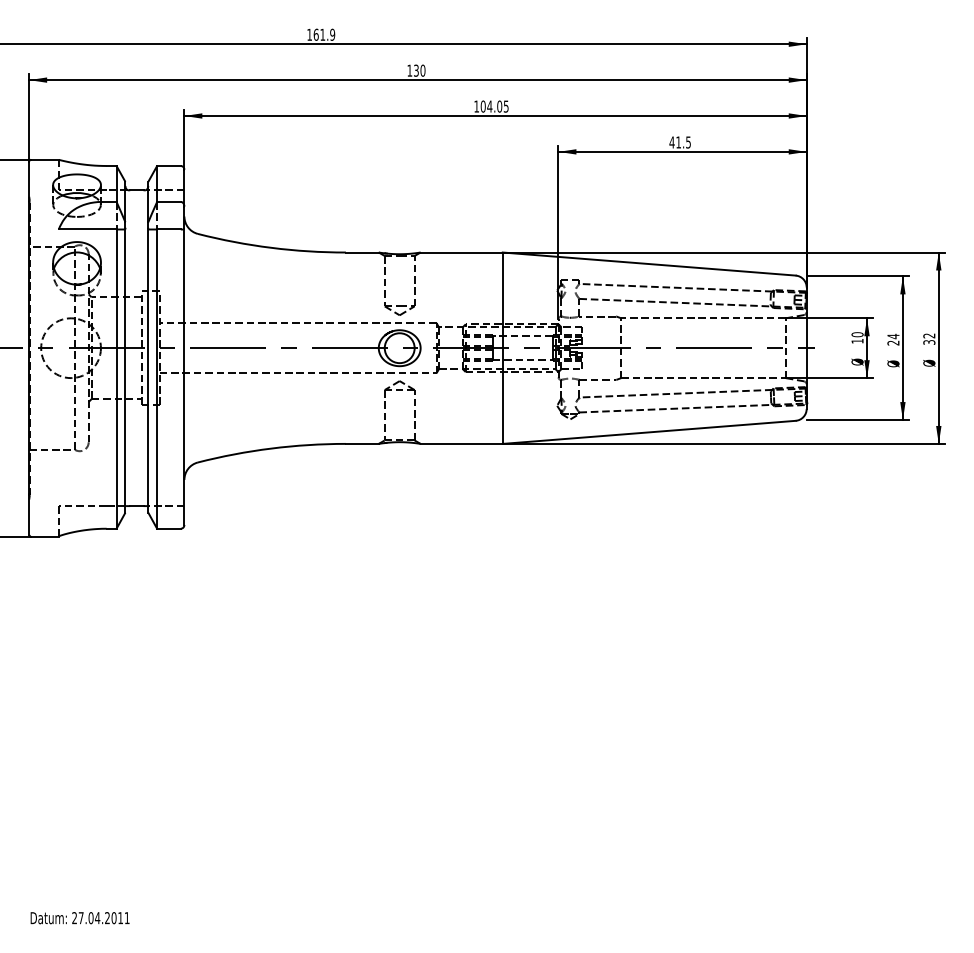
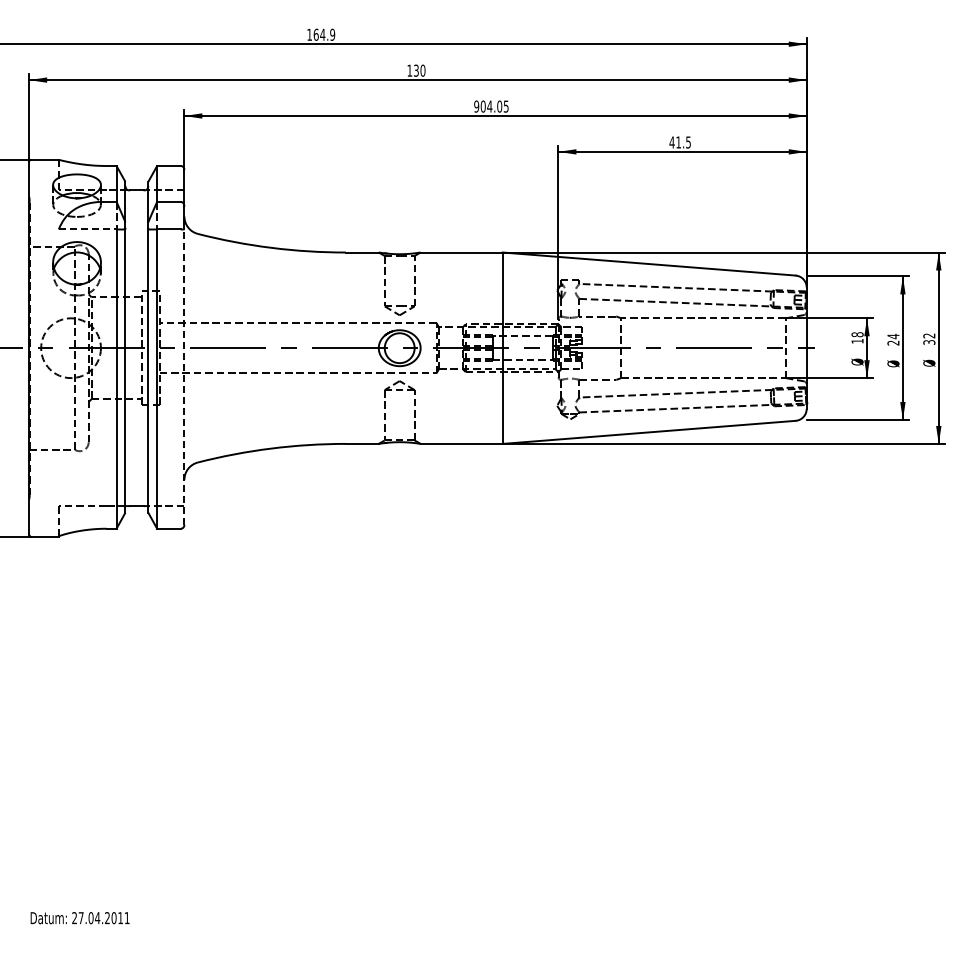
text: 161.9 -> 164.9 (322, 34)
text: 104.05 -> 904.05 (476, 106)
line: solid -> dashed (87, 229)
text: 10 -> 18 (857, 334)
line: solid -> dashed (184, 377)
